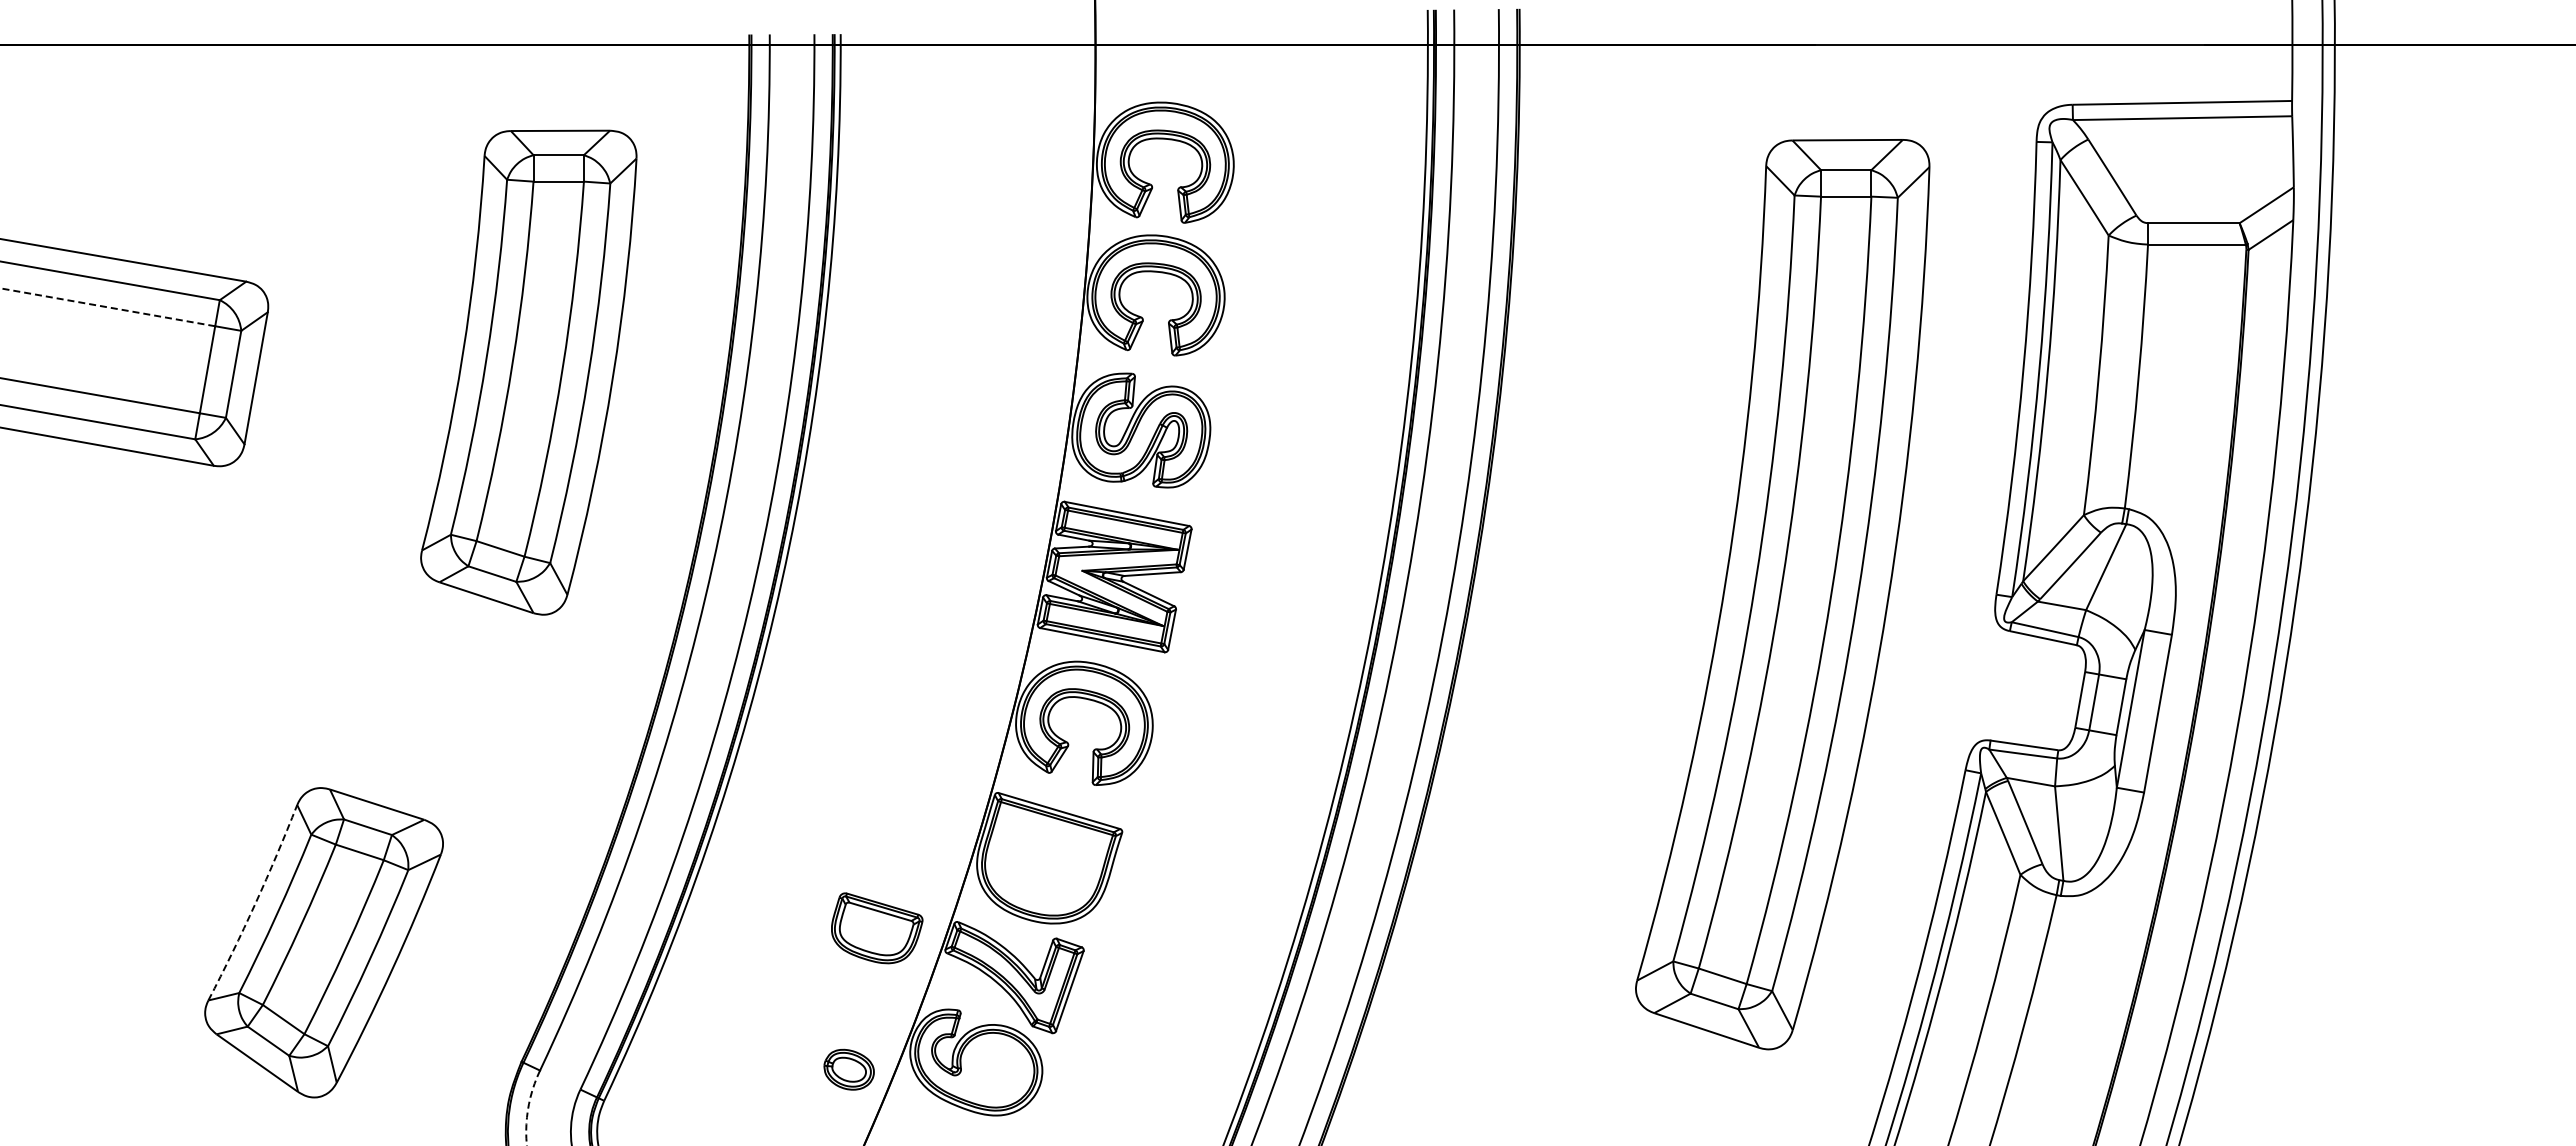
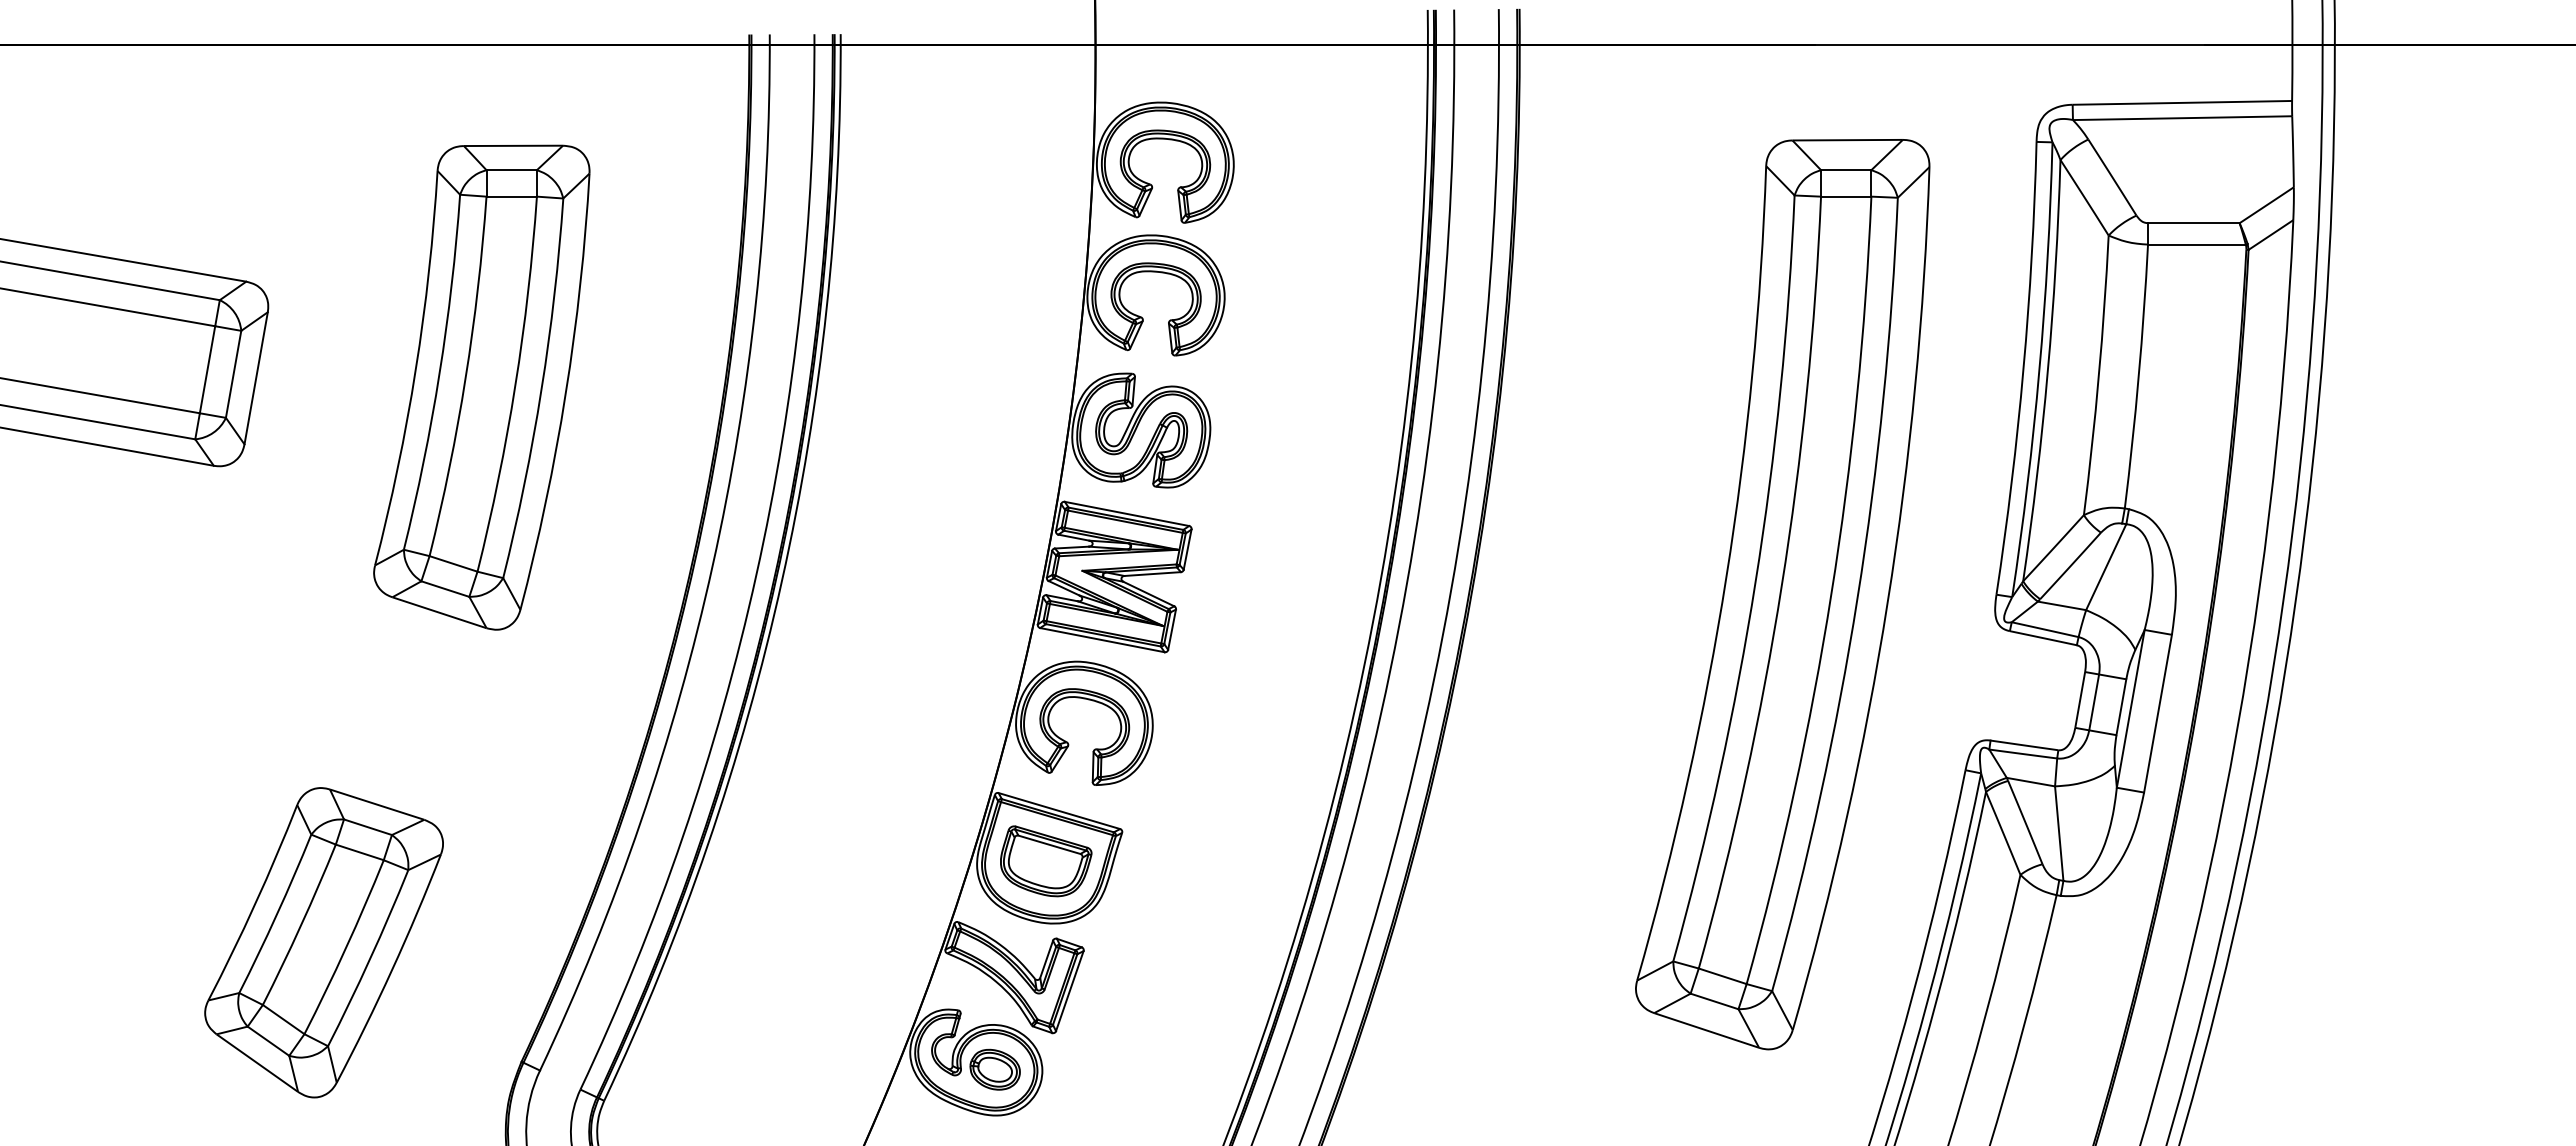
line: dashed -> solid (107, 307)
part position: (528, 372) -> (481, 387) (481, 387)
arc: dashed -> solid (255, 903)
part position: (877, 928) -> (1046, 861) (1046, 861)
part position: (848, 1069) -> (994, 1069) (994, 1069)
arc: dashed -> solid (528, 1107)
